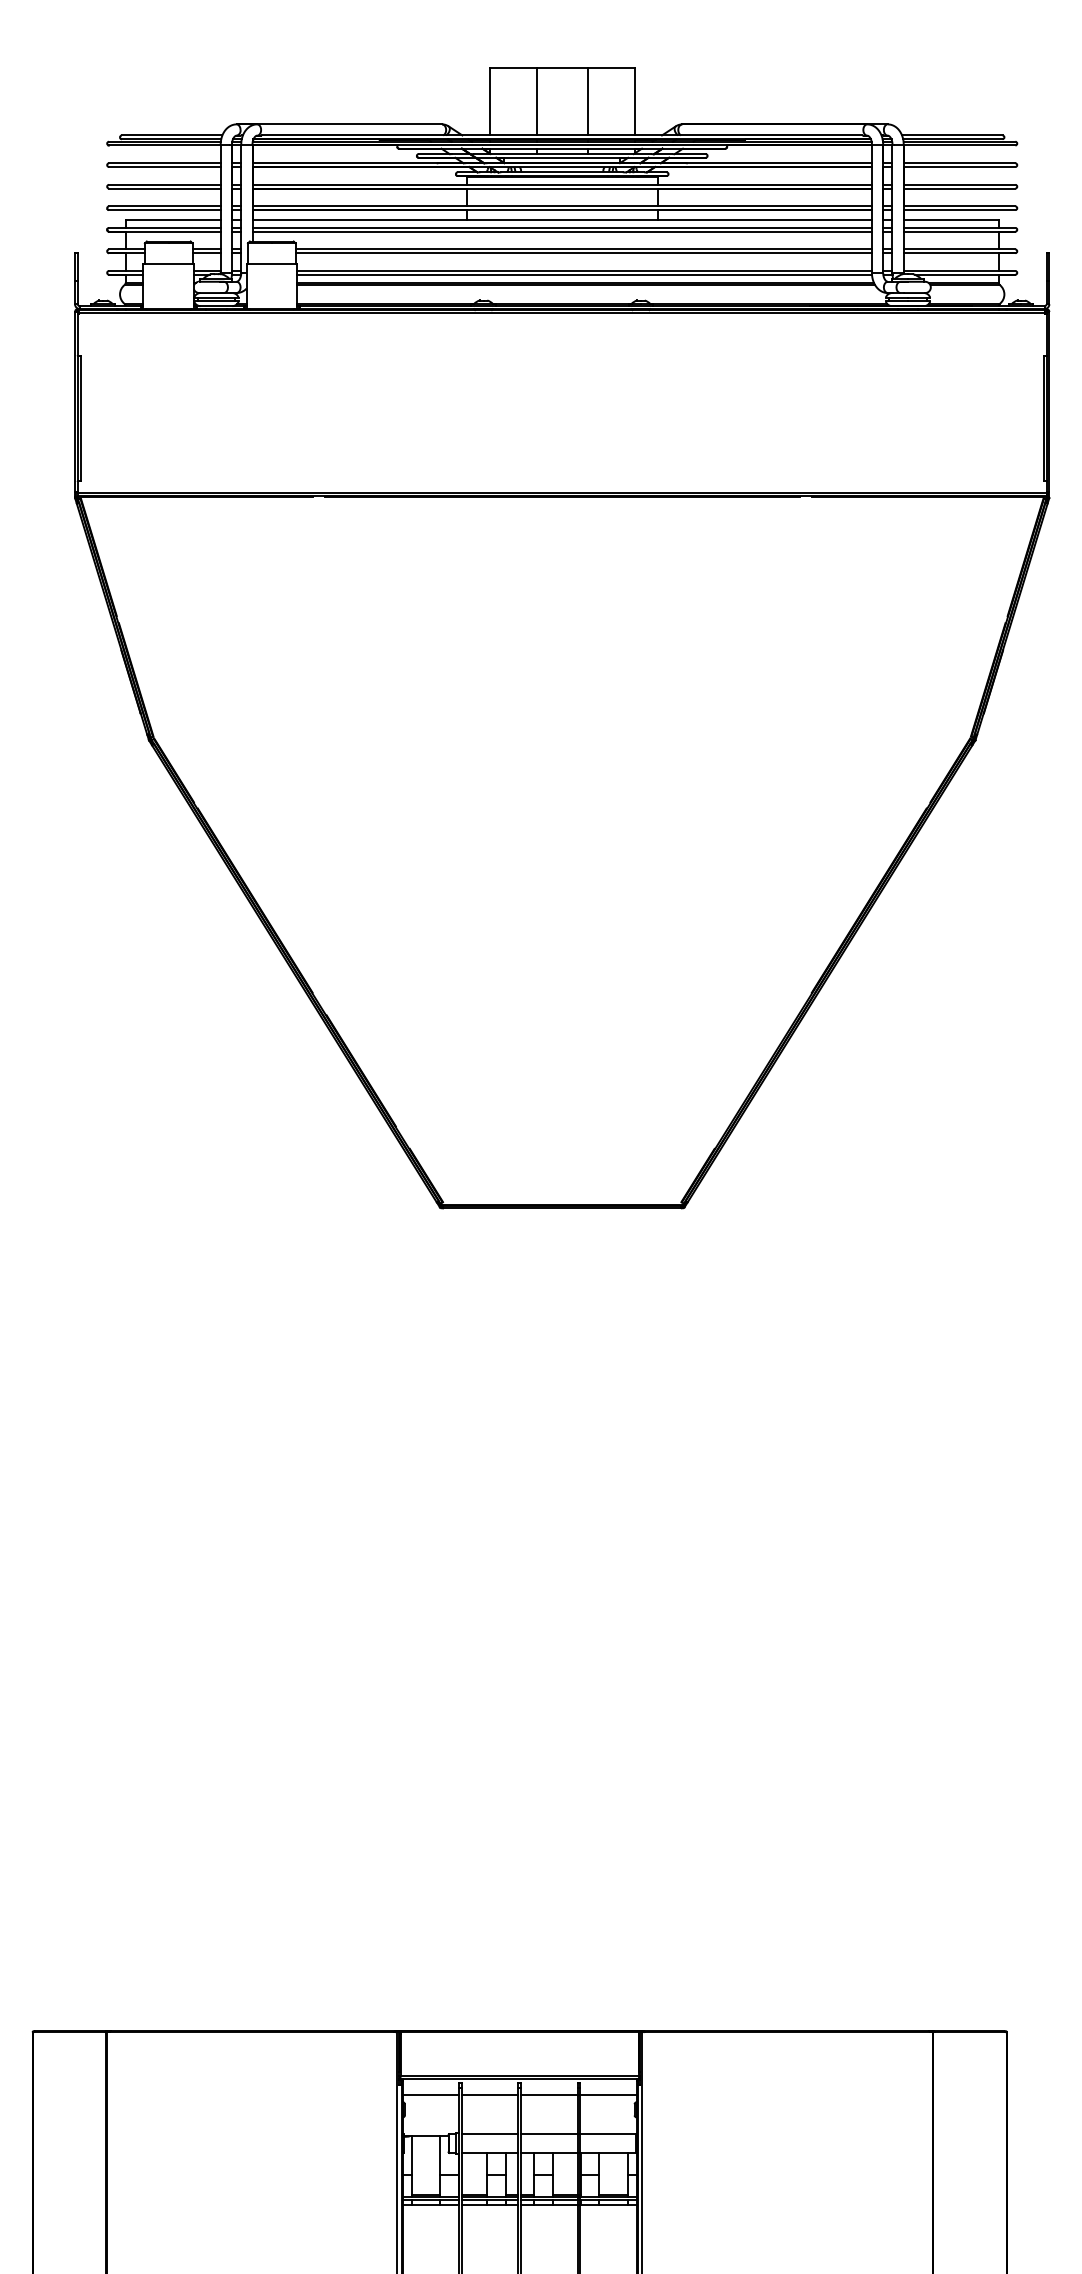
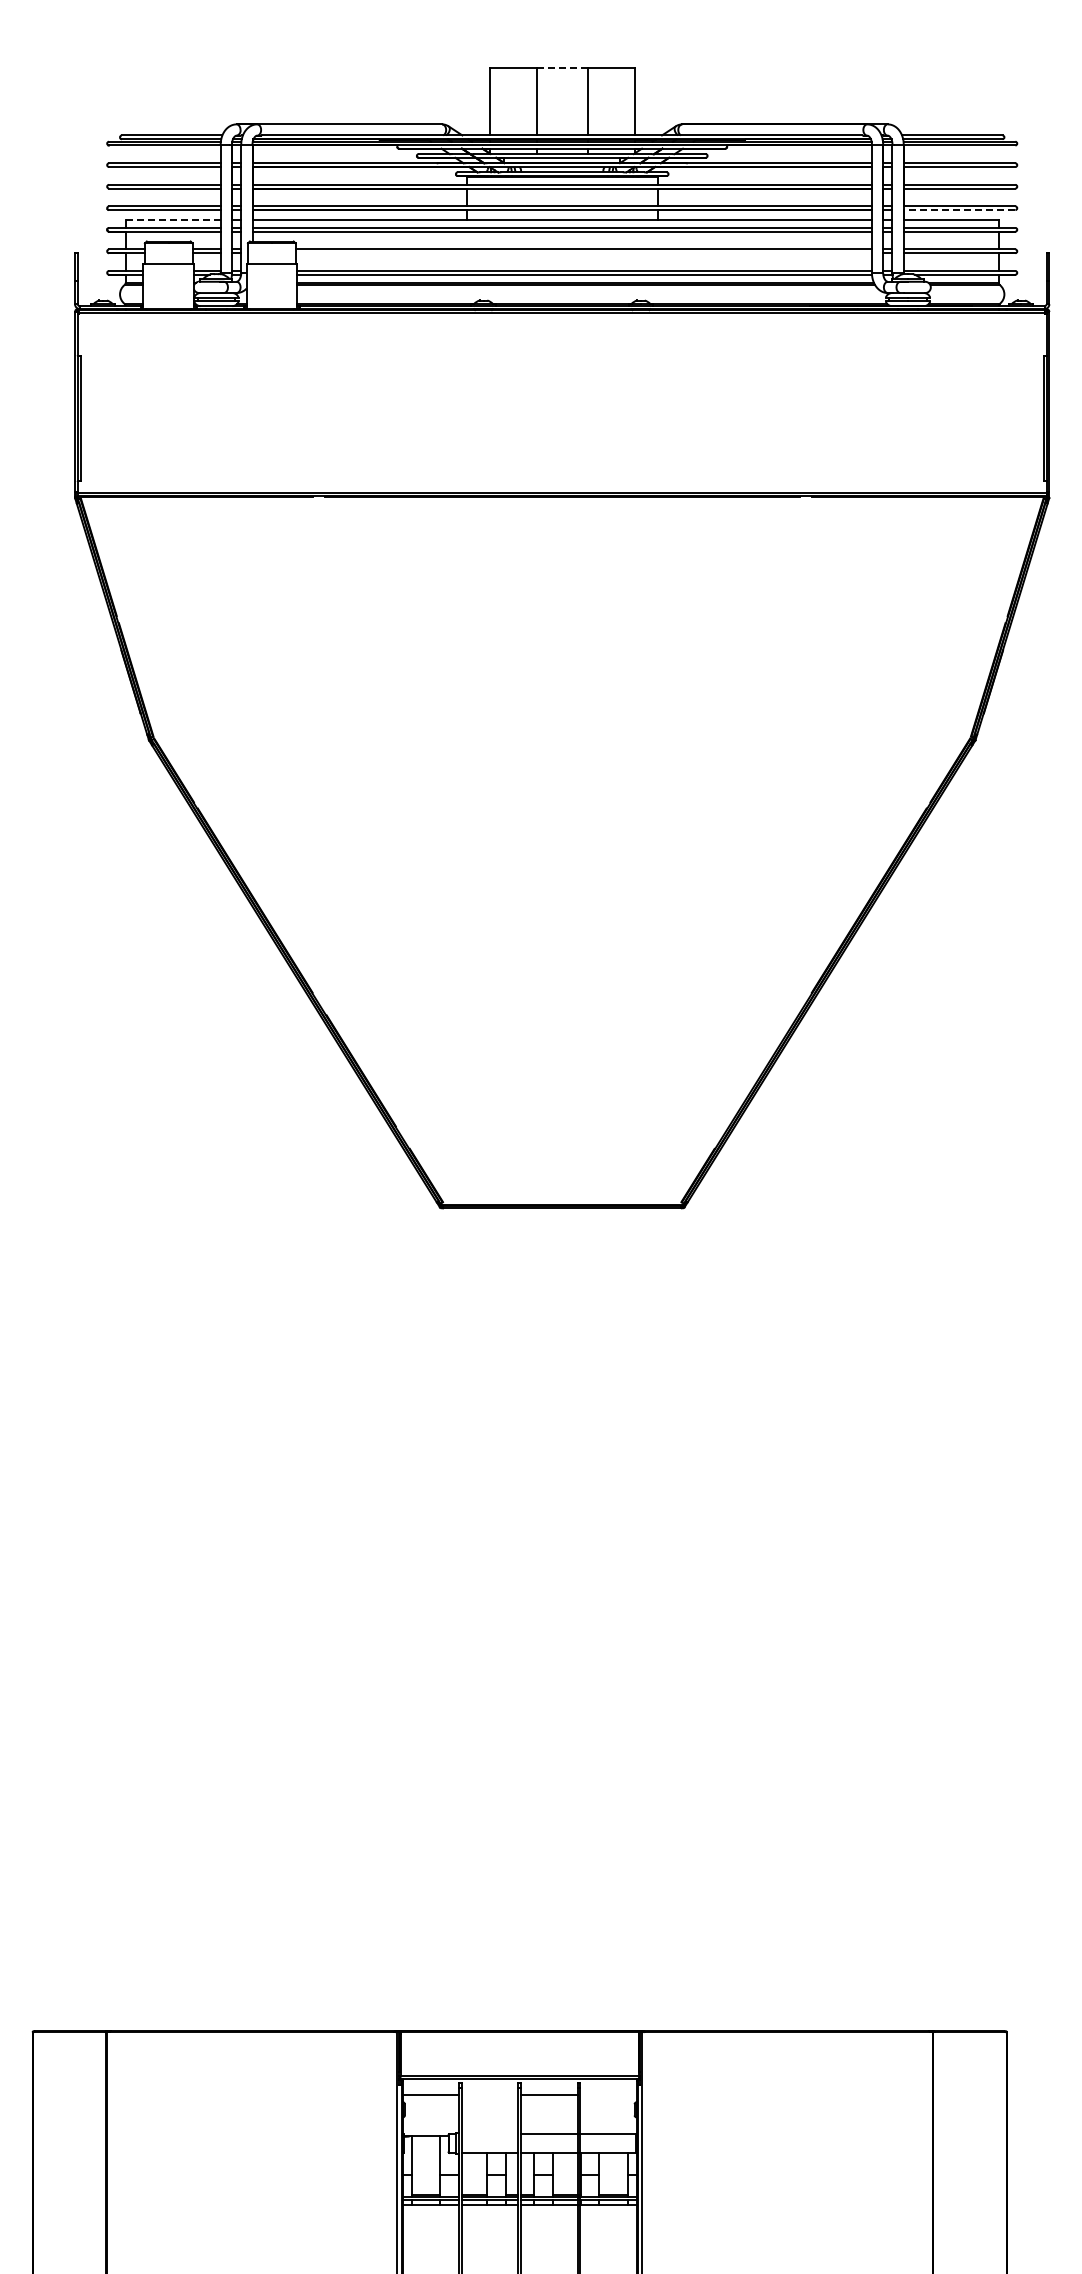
line: solid -> dashed (561, 68)
line: solid -> dashed (959, 210)
line: solid -> dashed (173, 219)
line: present -> none (583, 253)
line: present -> none (489, 2094)
line: present -> none (608, 2094)
line: present -> none (489, 2134)
